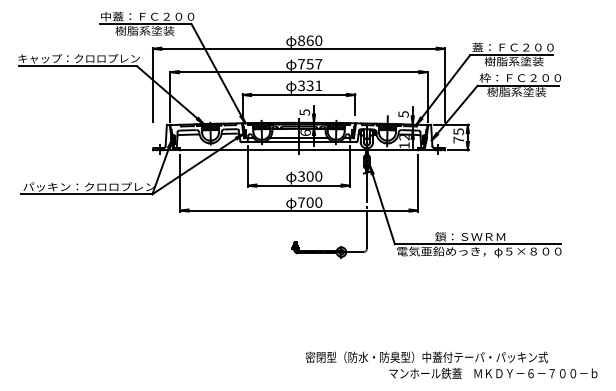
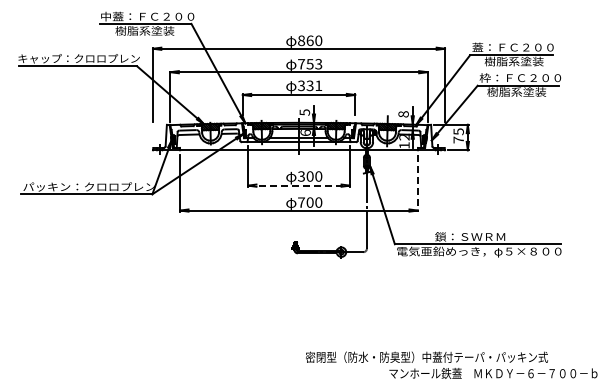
text: 757 -> 753 (318, 64)
text: 5 -> 8 (403, 114)
line: solid -> dashed (417, 183)
line: solid -> dashed (299, 185)
